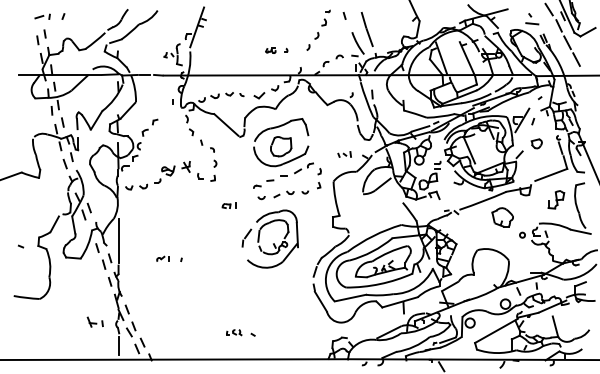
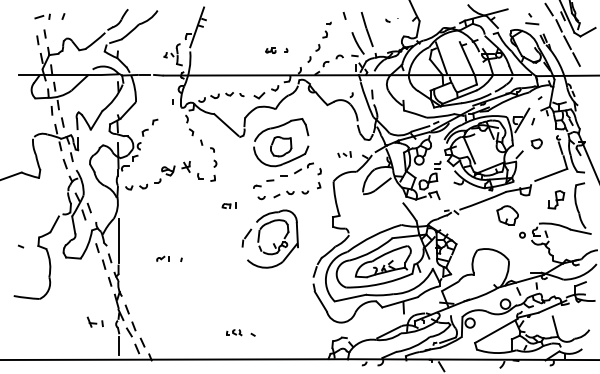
part: none -> present (391, 20)
part position: (318, 29) -> (319, 41) (319, 41)
part position: (502, 217) -> (507, 215) (507, 215)
